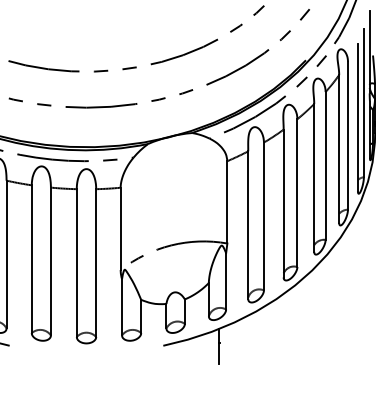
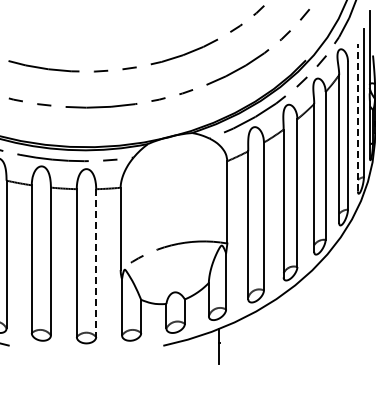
line: solid -> dashed (357, 117)
line: solid -> dashed (96, 263)
